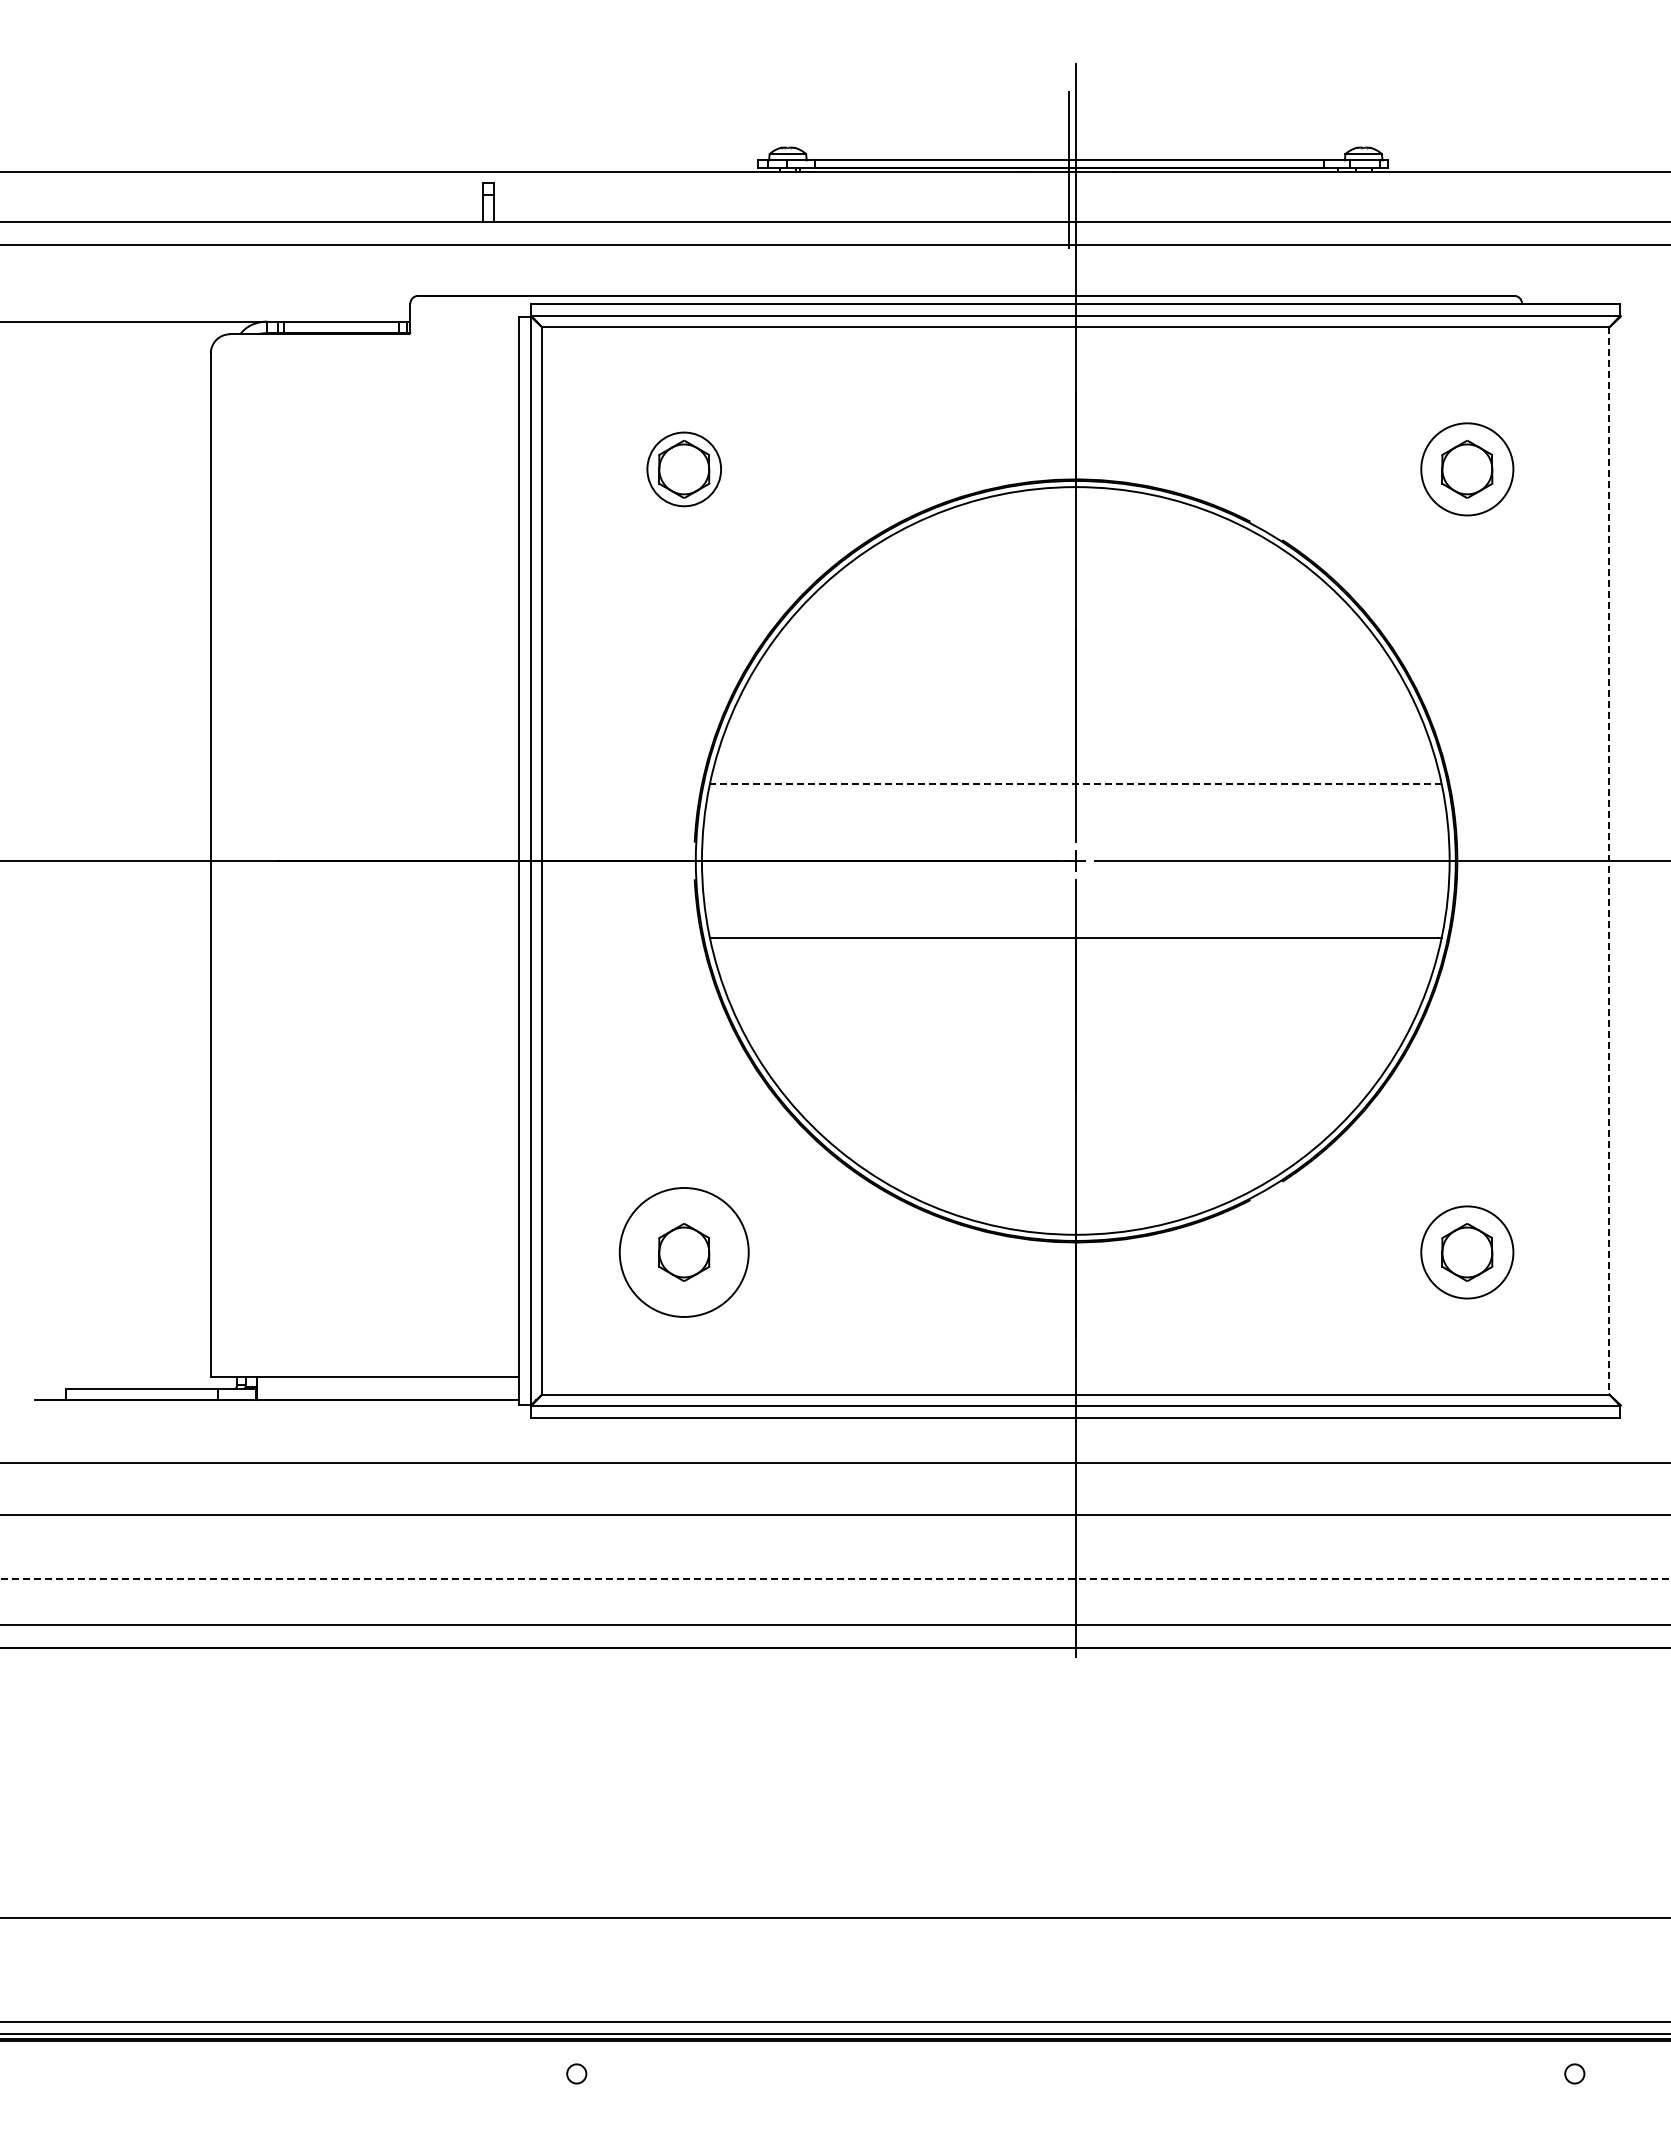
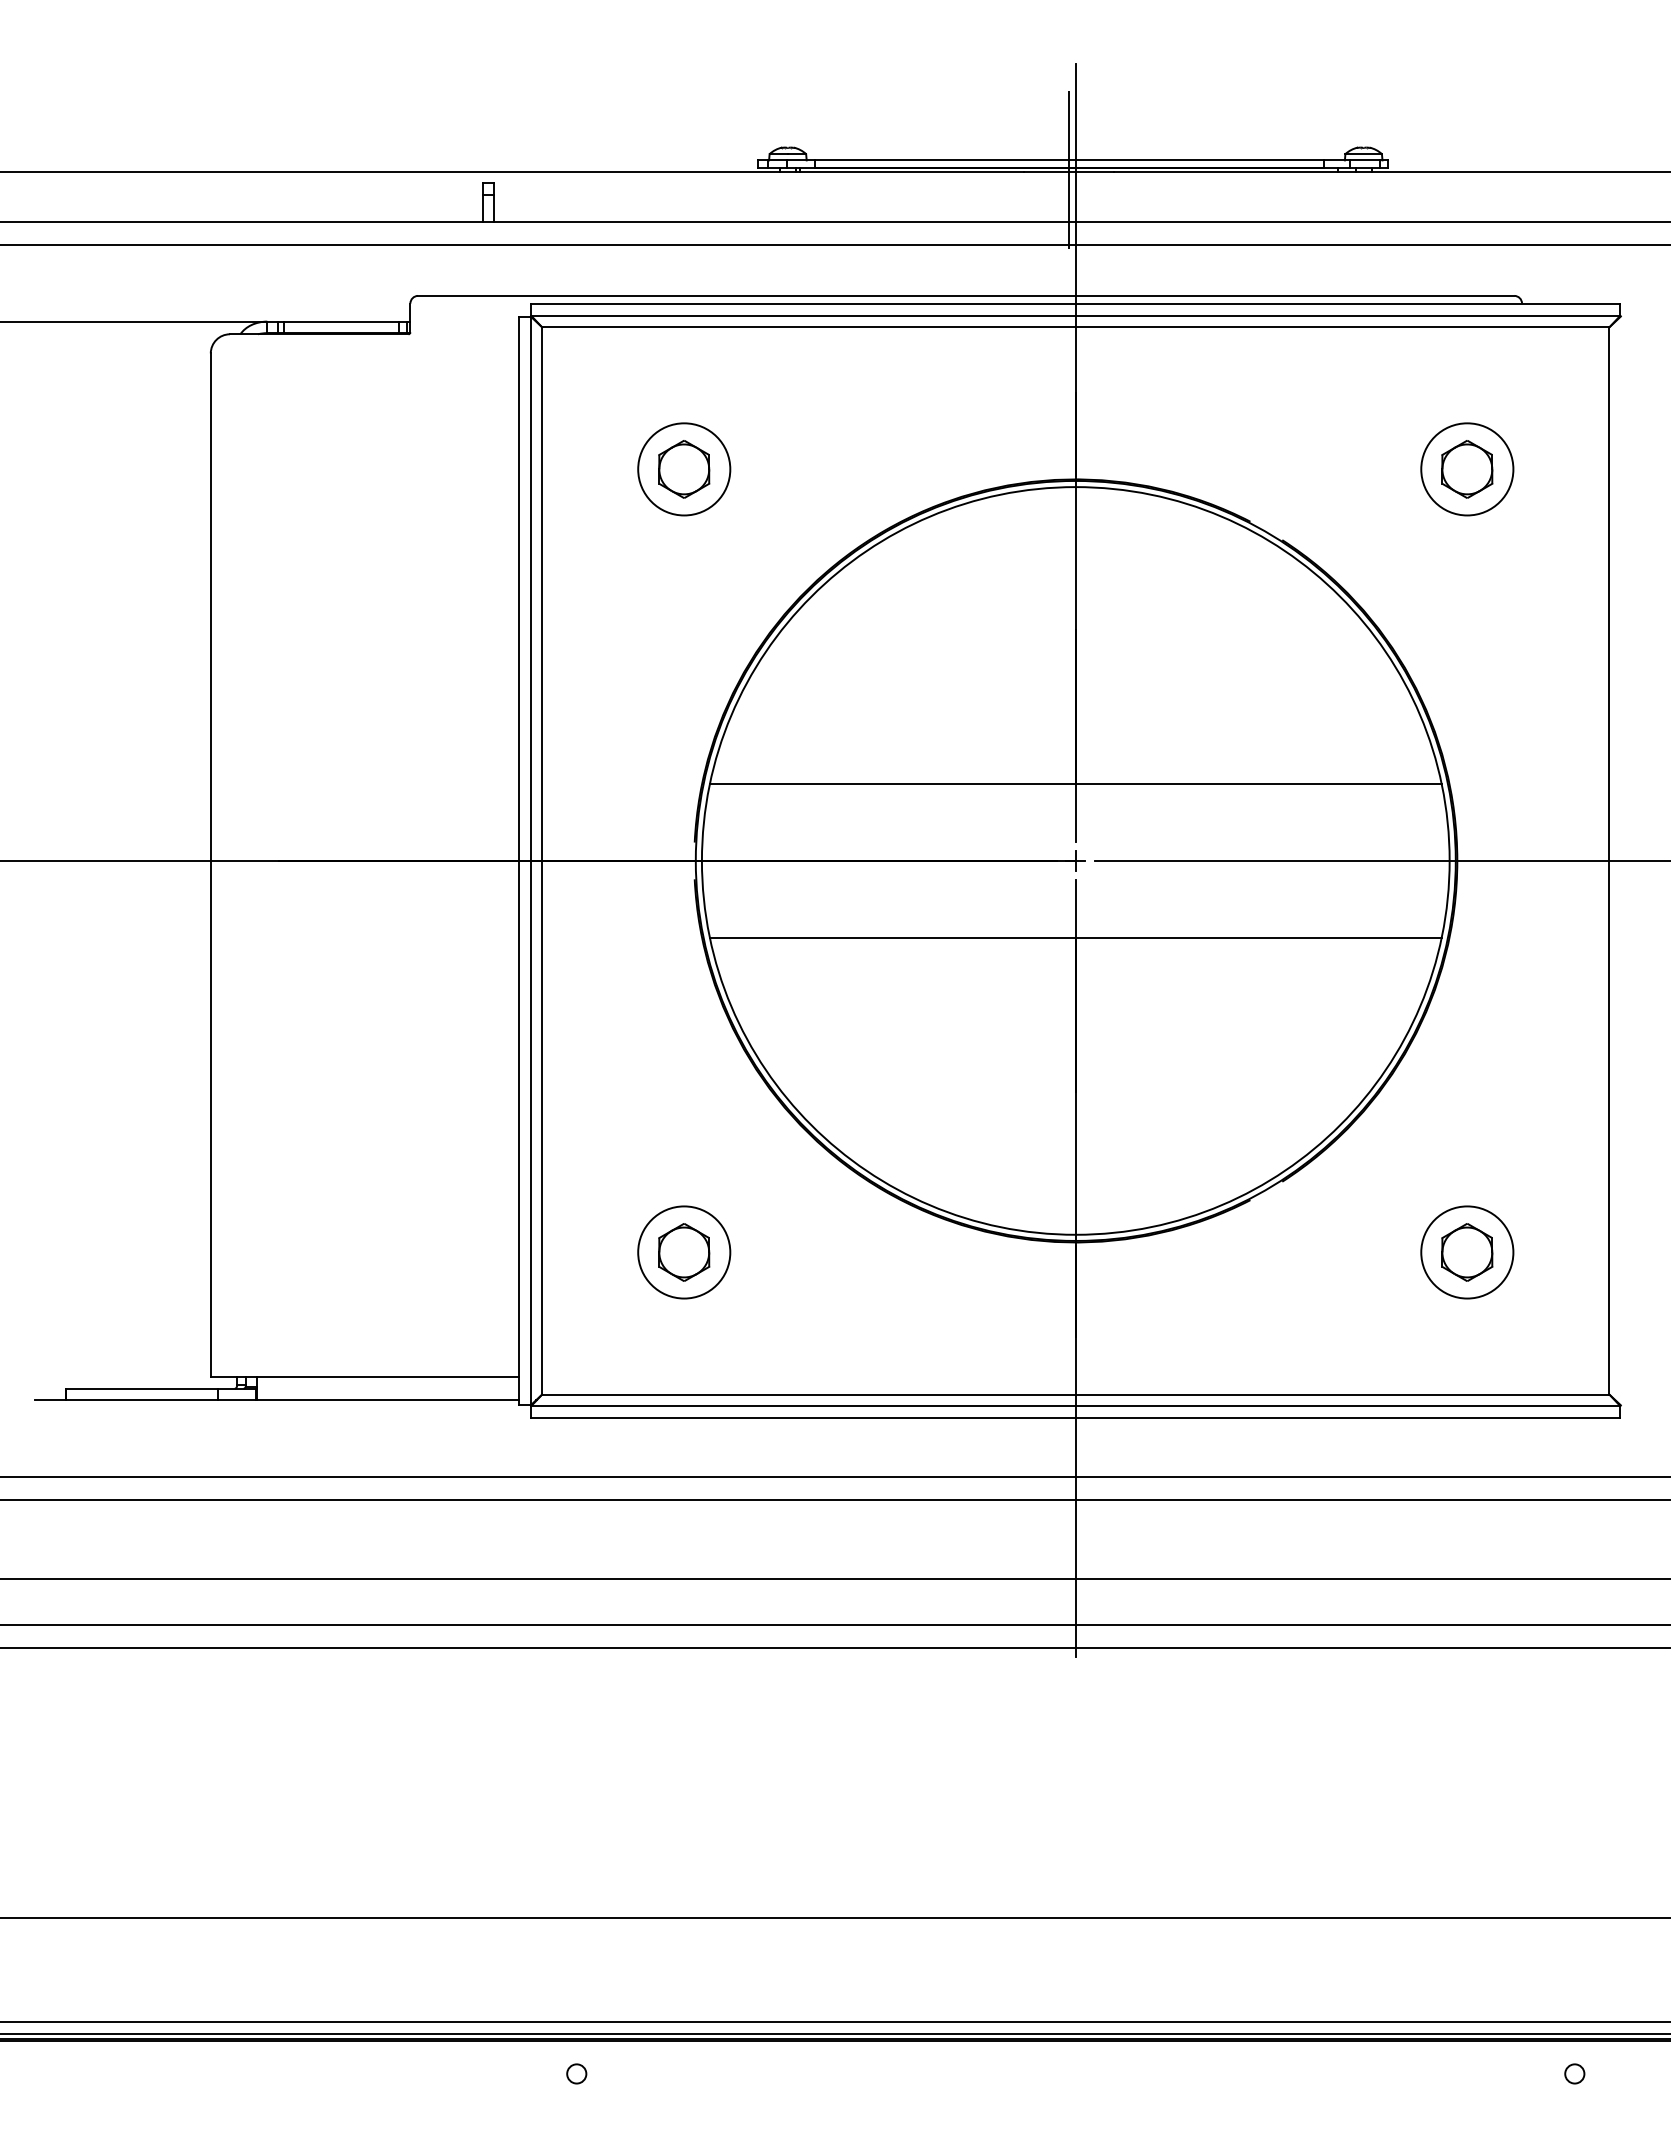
circle diameter: 74 px -> 92 px (684, 469)
line: dashed -> solid (1075, 784)
line: dashed -> solid (1609, 860)
circle diameter: 129 px -> 92 px (684, 1252)
line position: (834, 1463) -> (834, 1477) (834, 1477)
line position: (834, 1515) -> (834, 1500) (834, 1500)
line: dashed -> solid (835, 1578)
